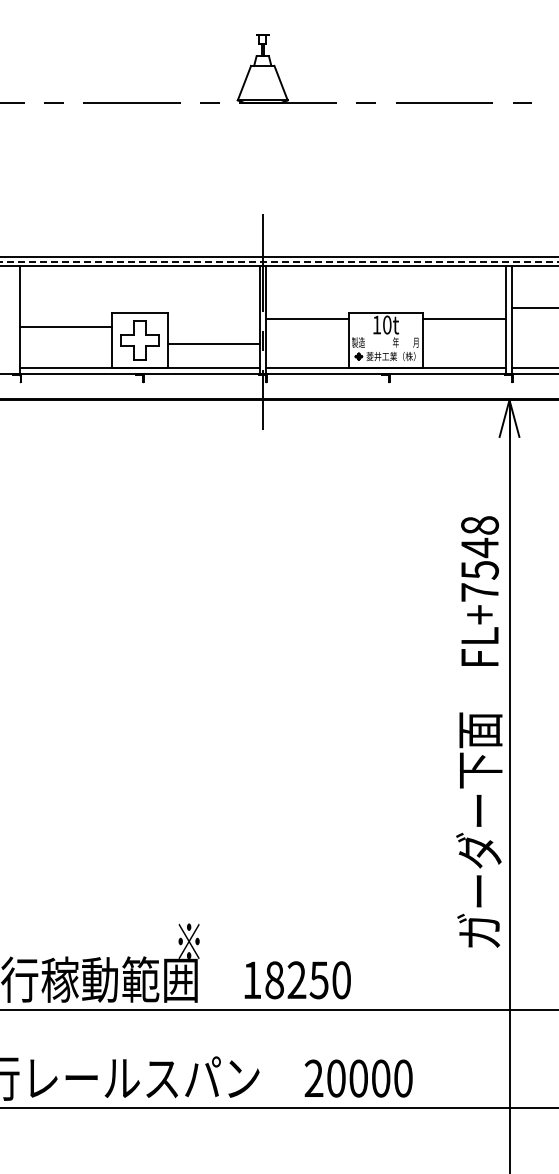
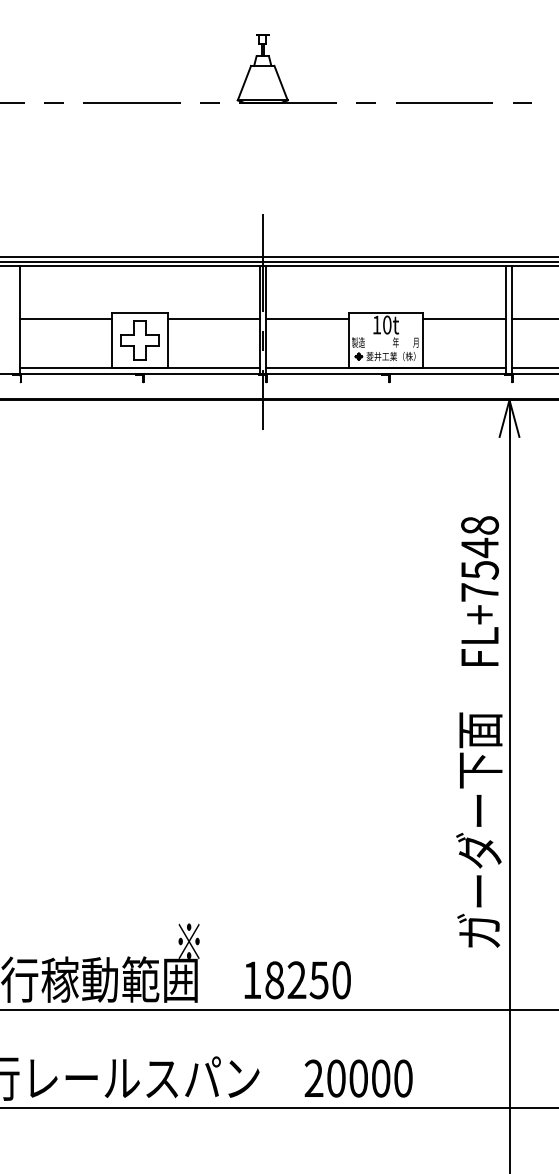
line: dashed -> solid (279, 261)
line position: (533, 308) -> (533, 319) (533, 319)
line position: (66, 327) -> (66, 319) (66, 319)
line position: (213, 344) -> (213, 319) (213, 319)
